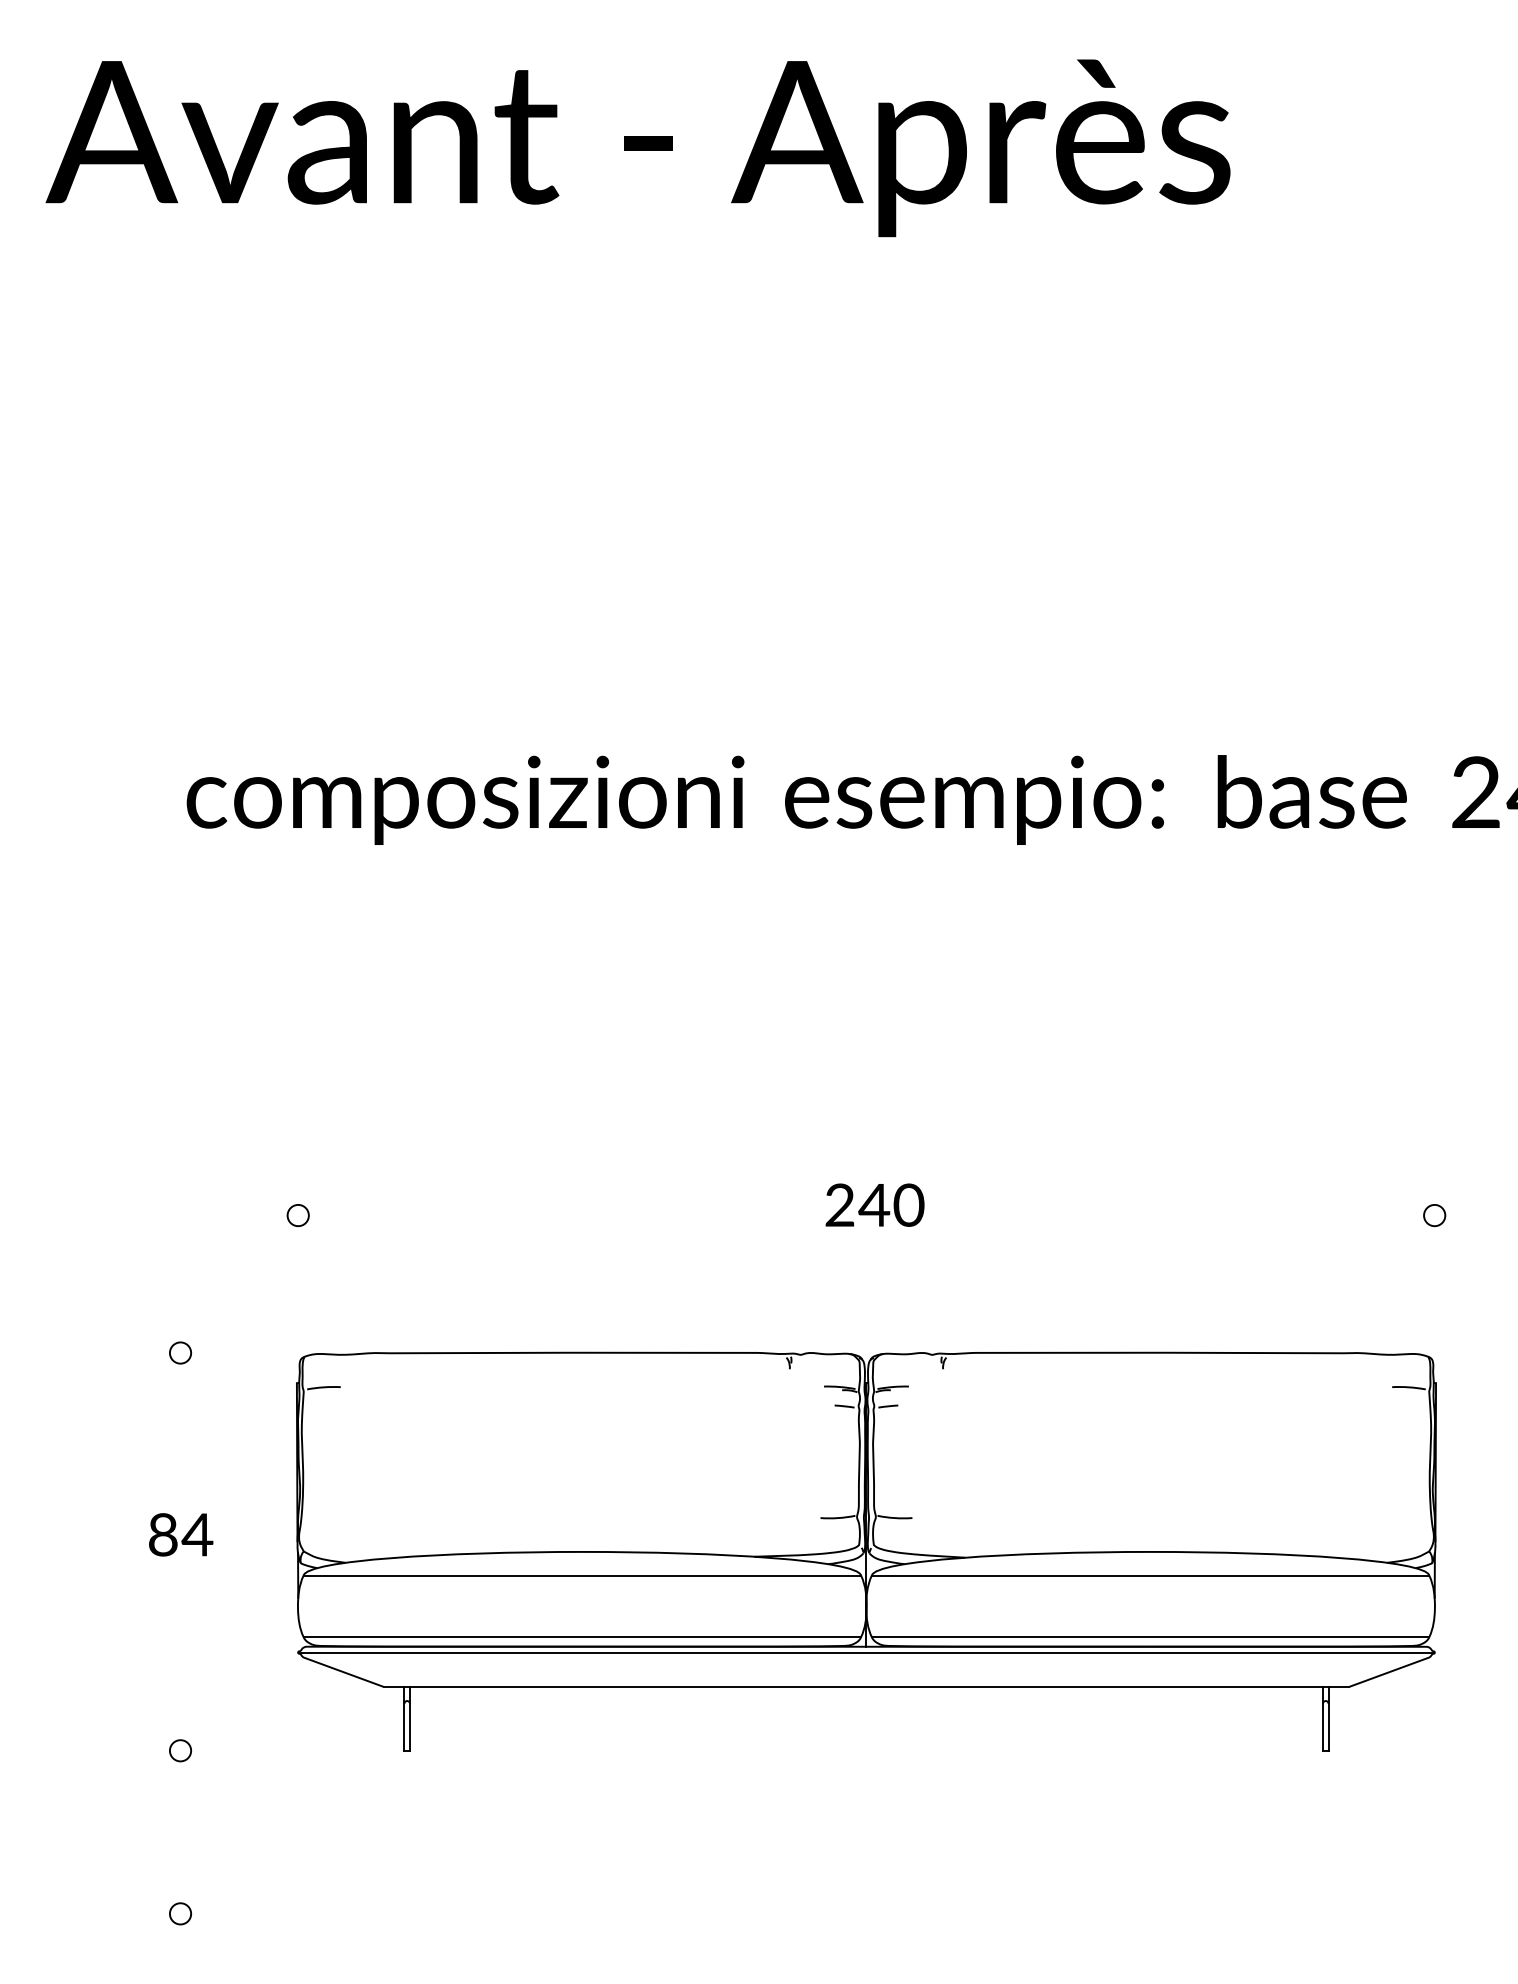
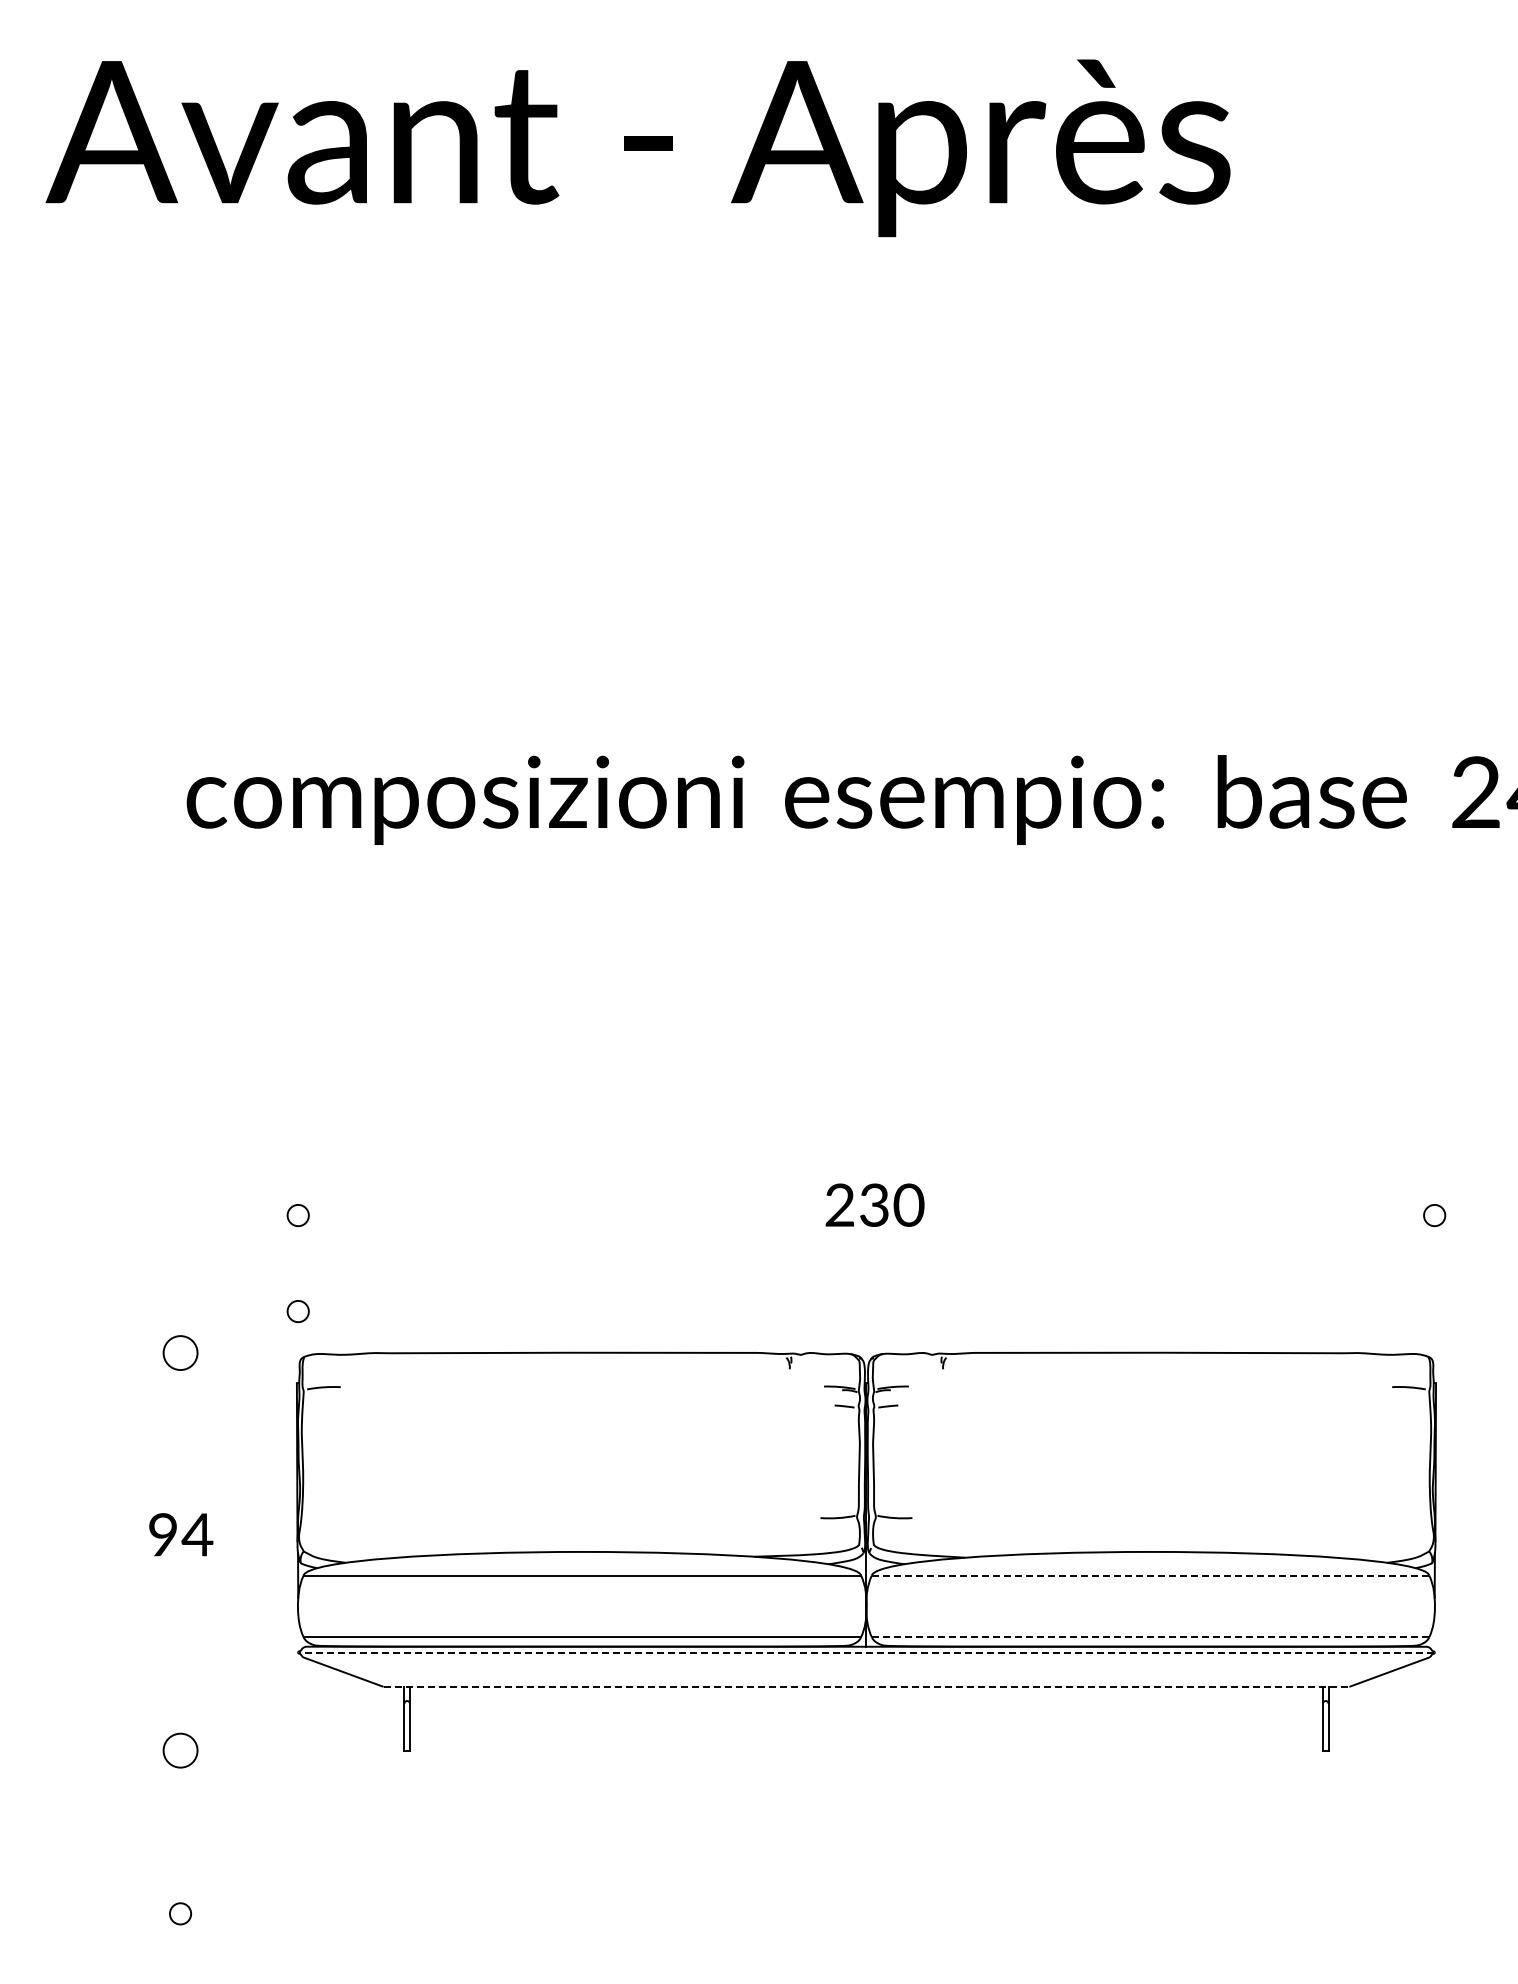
text: 240 -> 230 (874, 1204)
part: none -> present (297, 1311)
circle size: 23x24 px -> 37x36 px (180, 1352)
text: 84 -> 94 (163, 1535)
line: solid -> dashed (1150, 1575)
line: solid -> dashed (1150, 1637)
line: solid -> dashed (866, 1652)
line: solid -> dashed (866, 1686)
circle size: 23x24 px -> 37x37 px (180, 1750)
